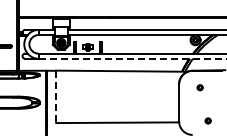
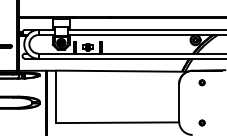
line: dashed -> solid (132, 58)
part position: (199, 87) -> (201, 82) (201, 82)
line: dashed -> solid (56, 97)
part position: (207, 120) -> (201, 122) (201, 122)
